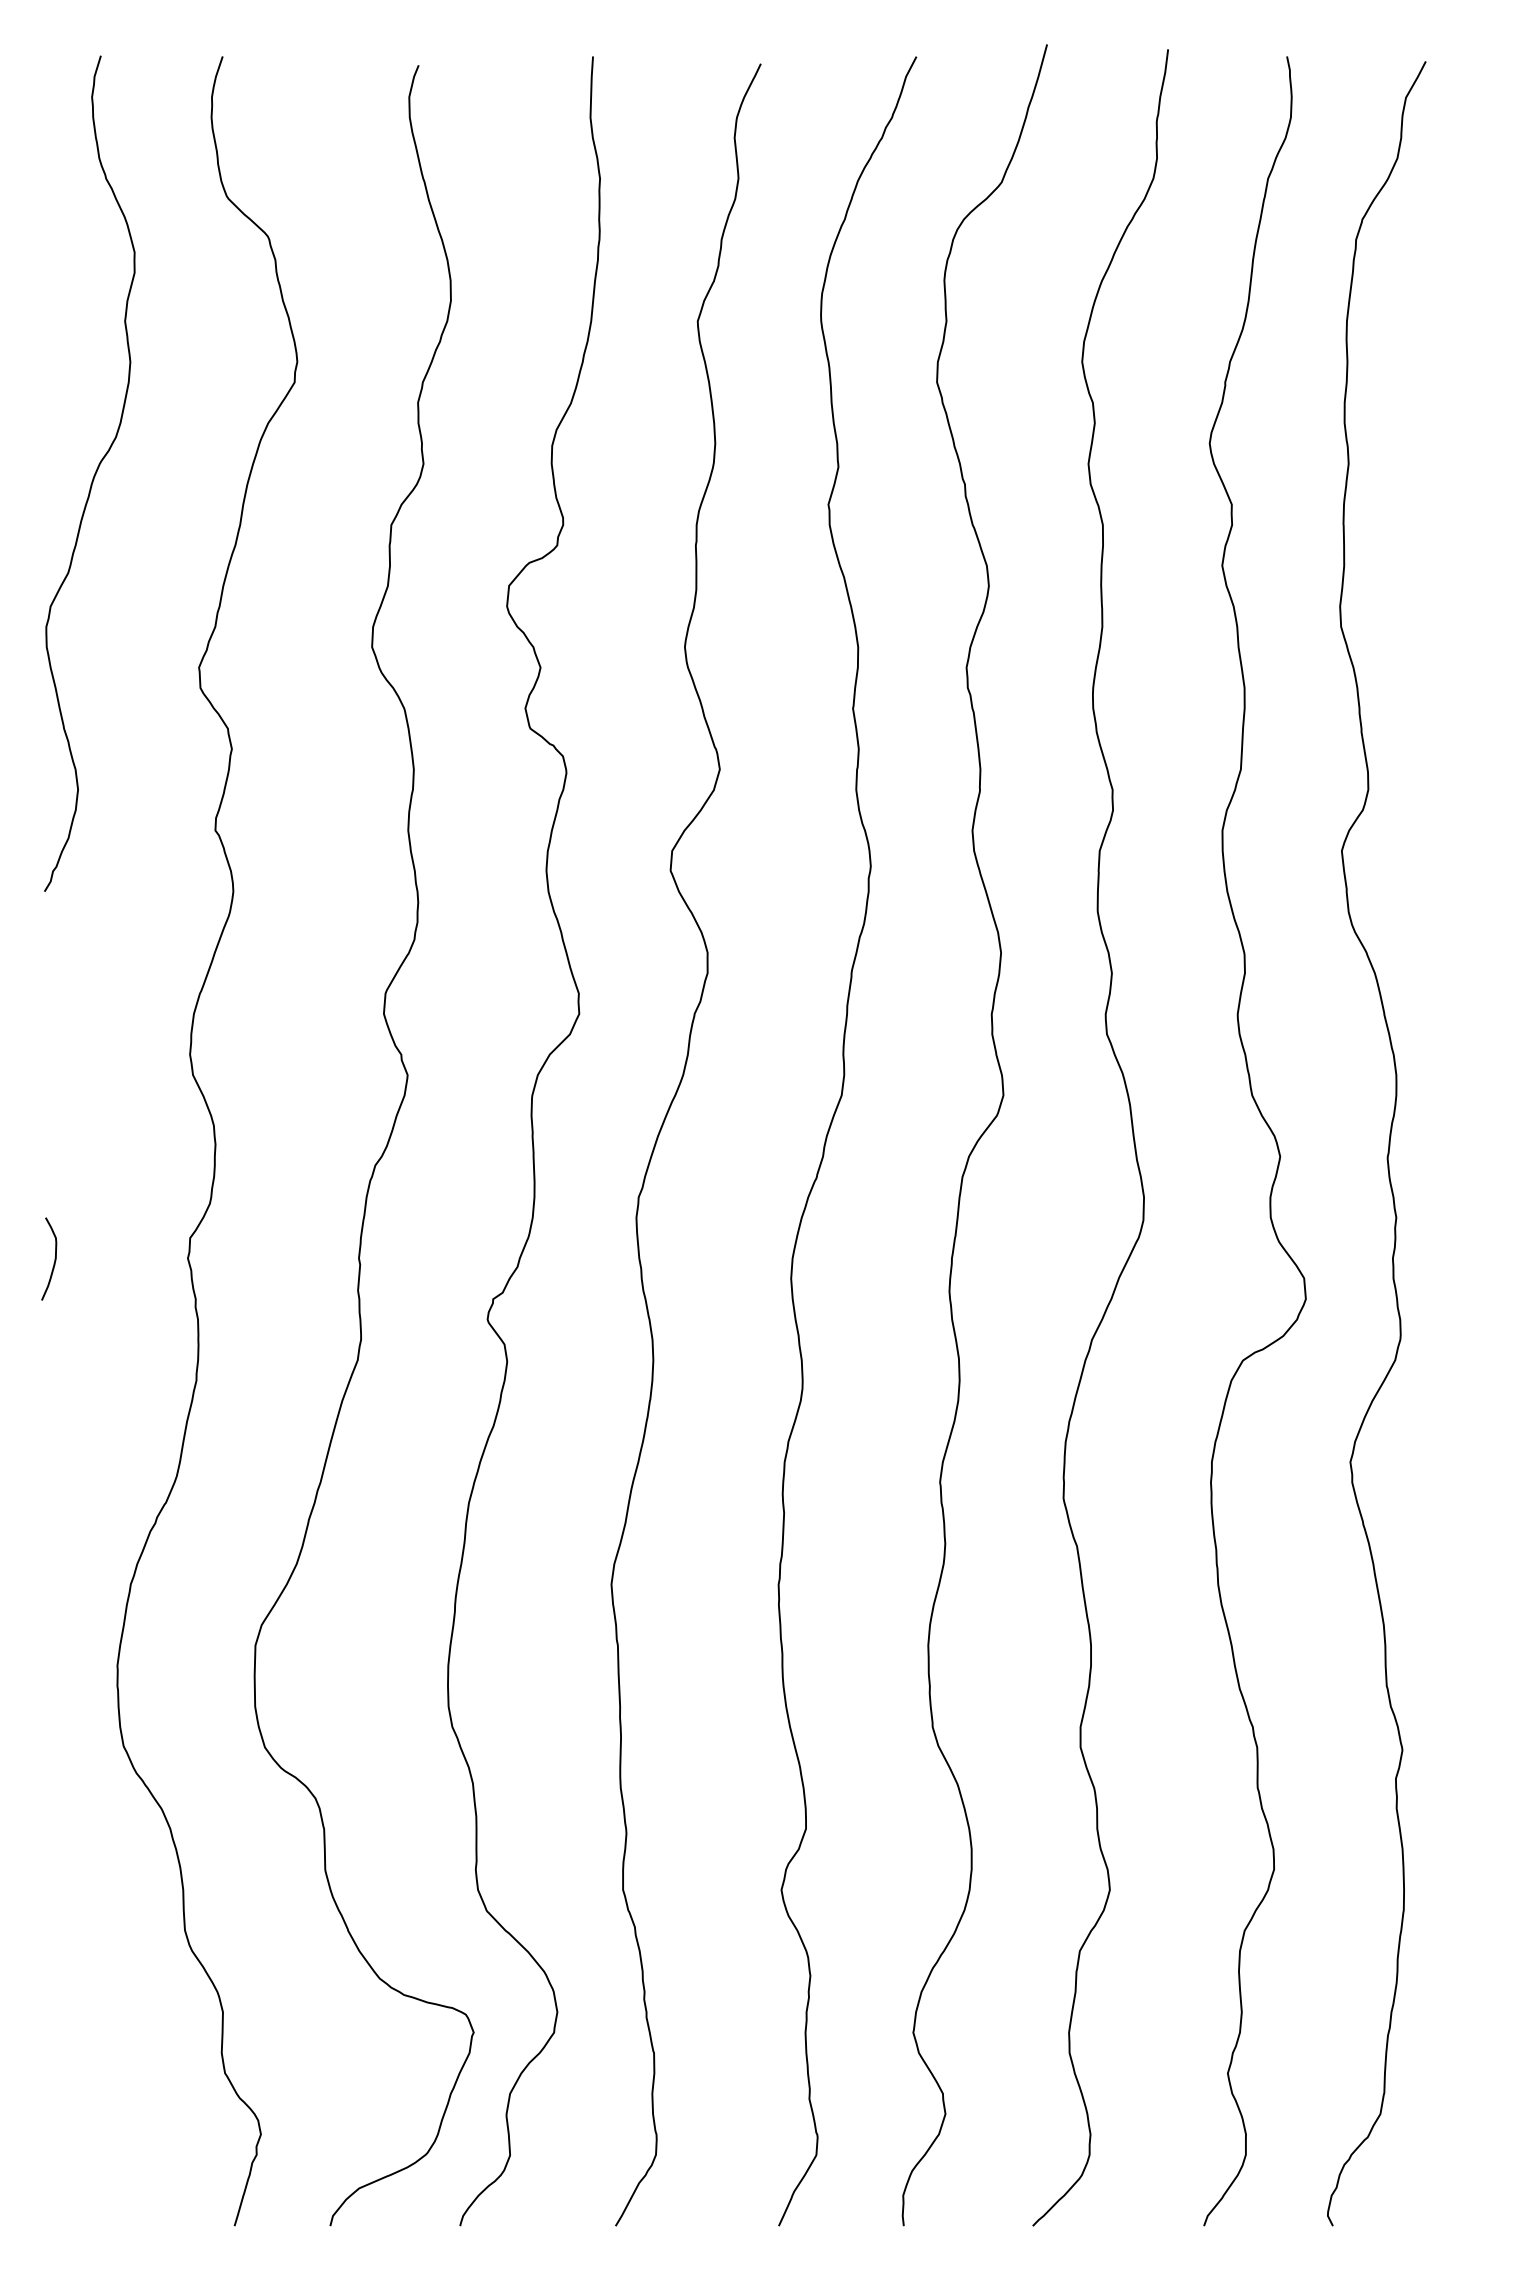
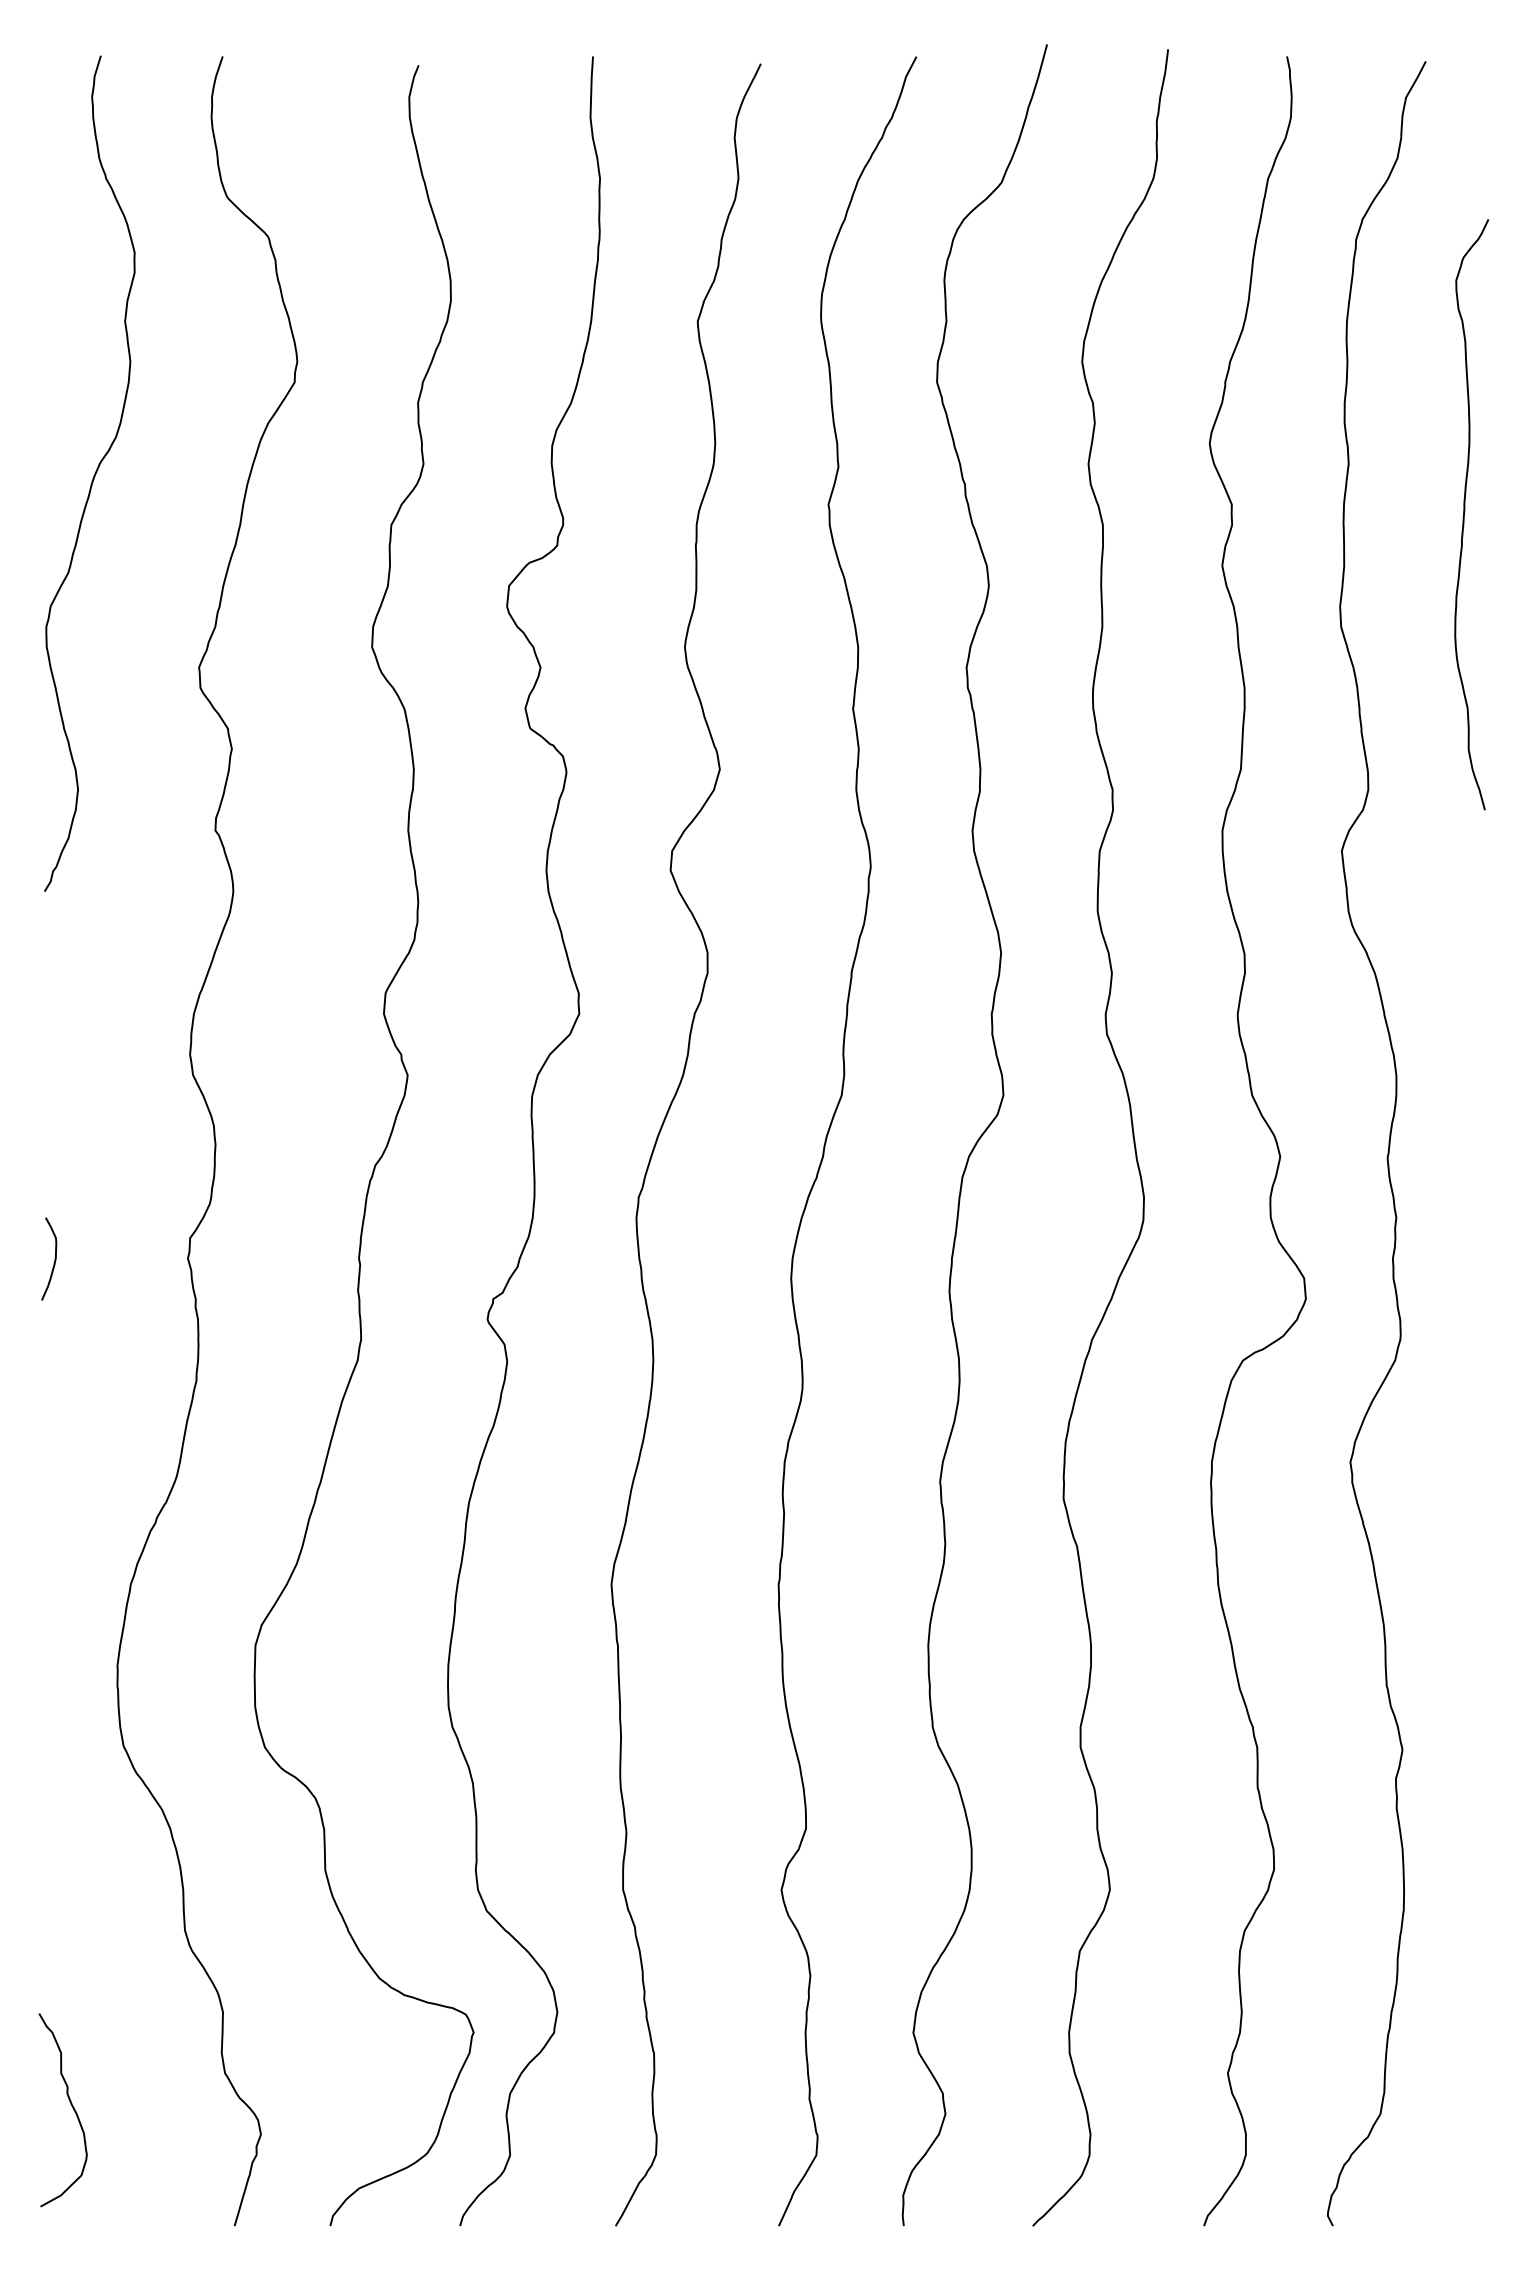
curve: none -> present (1465, 511)
curve: none -> present (71, 2106)
